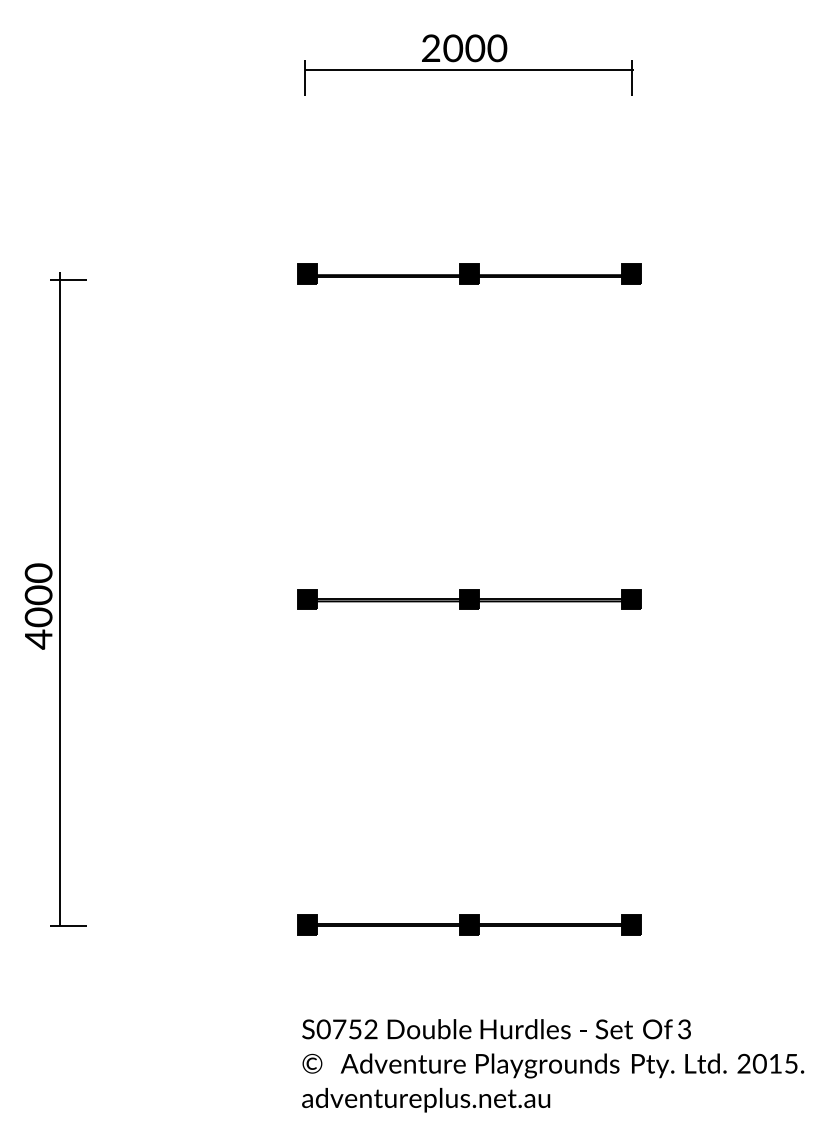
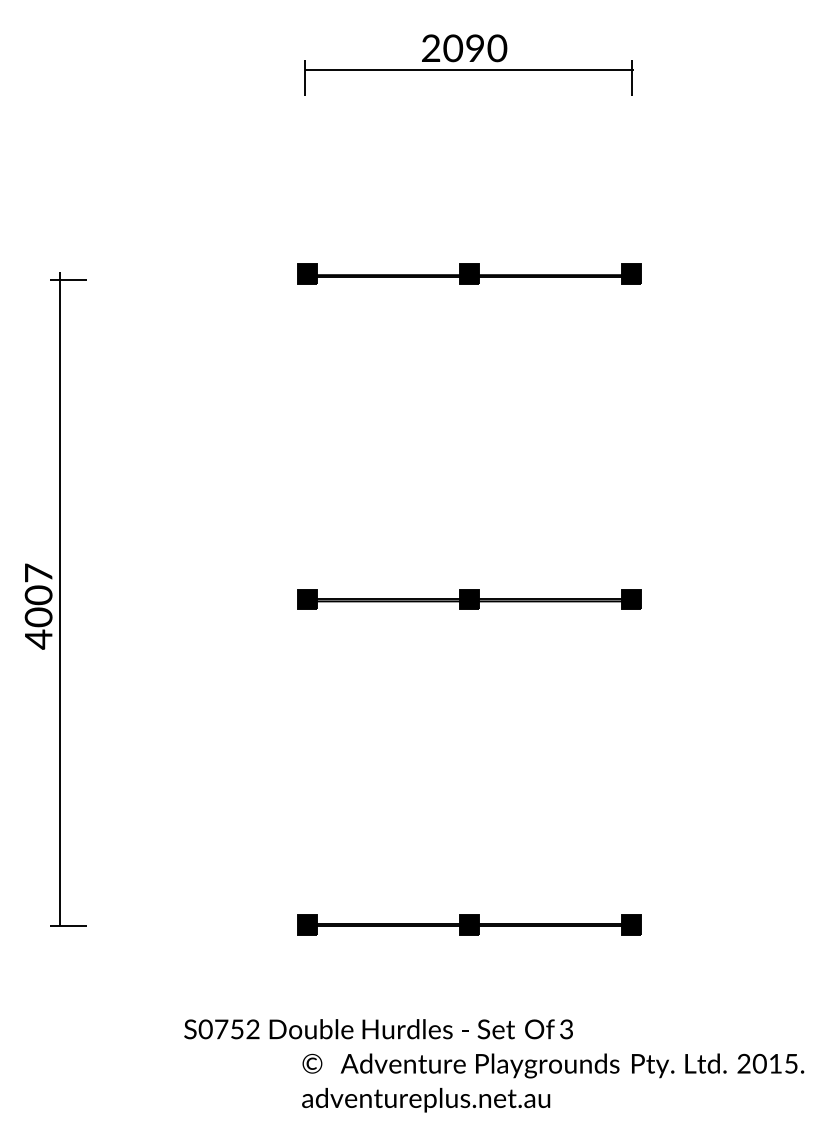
text: 2000 -> 2090 (475, 48)
text: 4000 -> 4007 (38, 572)
text position: (496, 1029) -> (378, 1029) (378, 1029)
